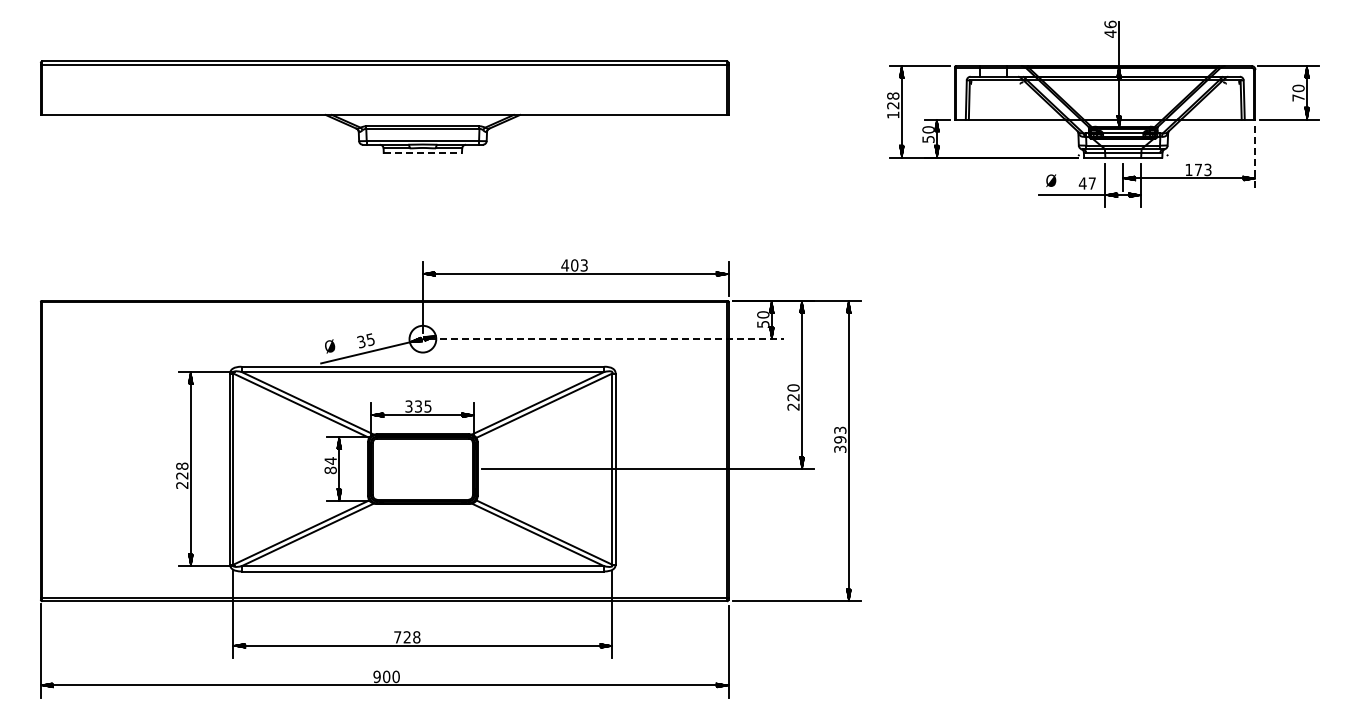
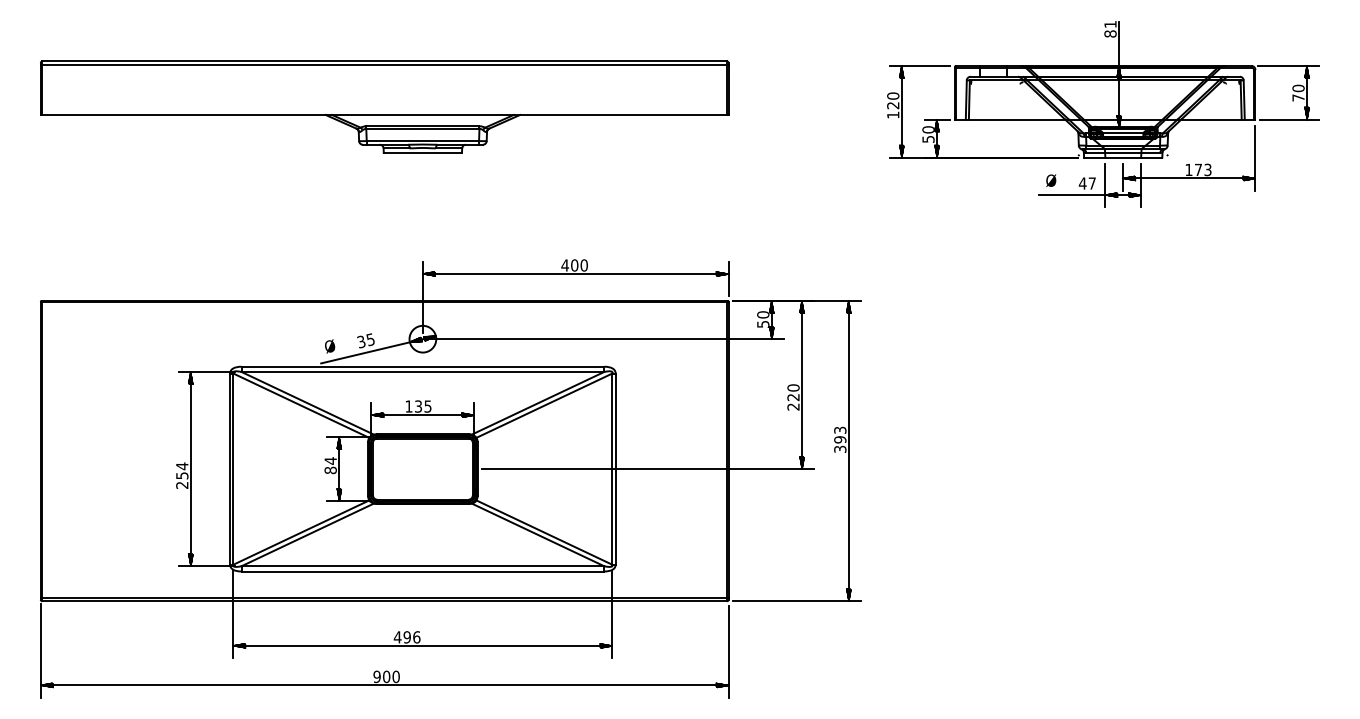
text: 46 -> 81 (1110, 28)
text: 128 -> 120 (893, 95)
line: dashed -> solid (423, 153)
line: dashed -> solid (1255, 158)
text: 403 -> 400 (583, 265)
line: dashed -> solid (606, 339)
text: 335 -> 135 (408, 406)
text: 228 -> 254 (182, 470)
text: 728 -> 496 (406, 637)
